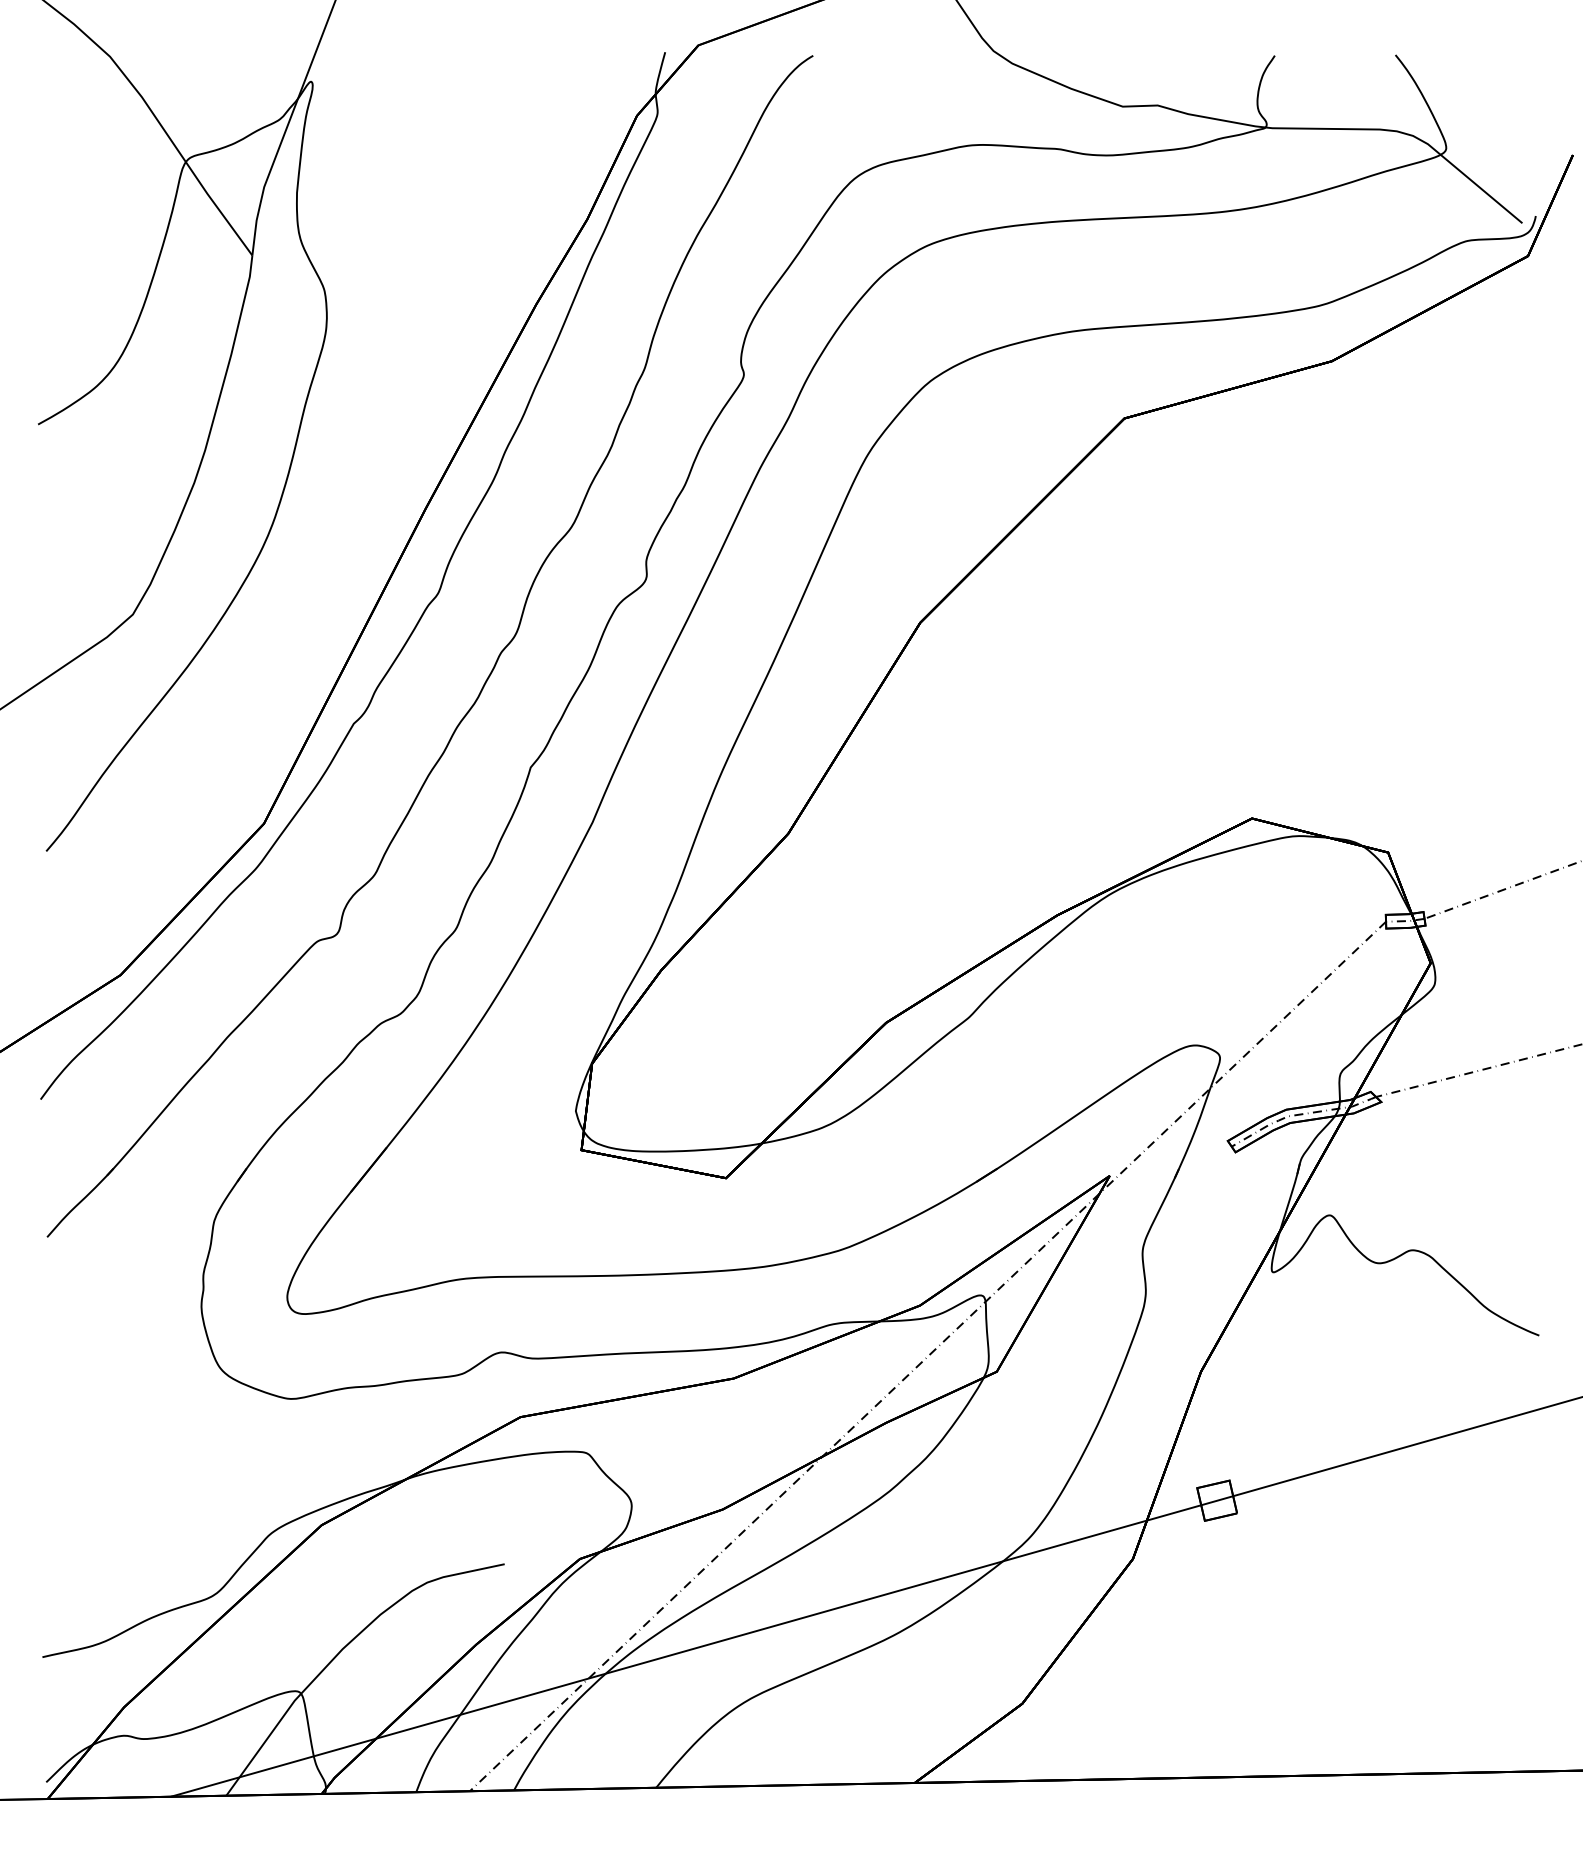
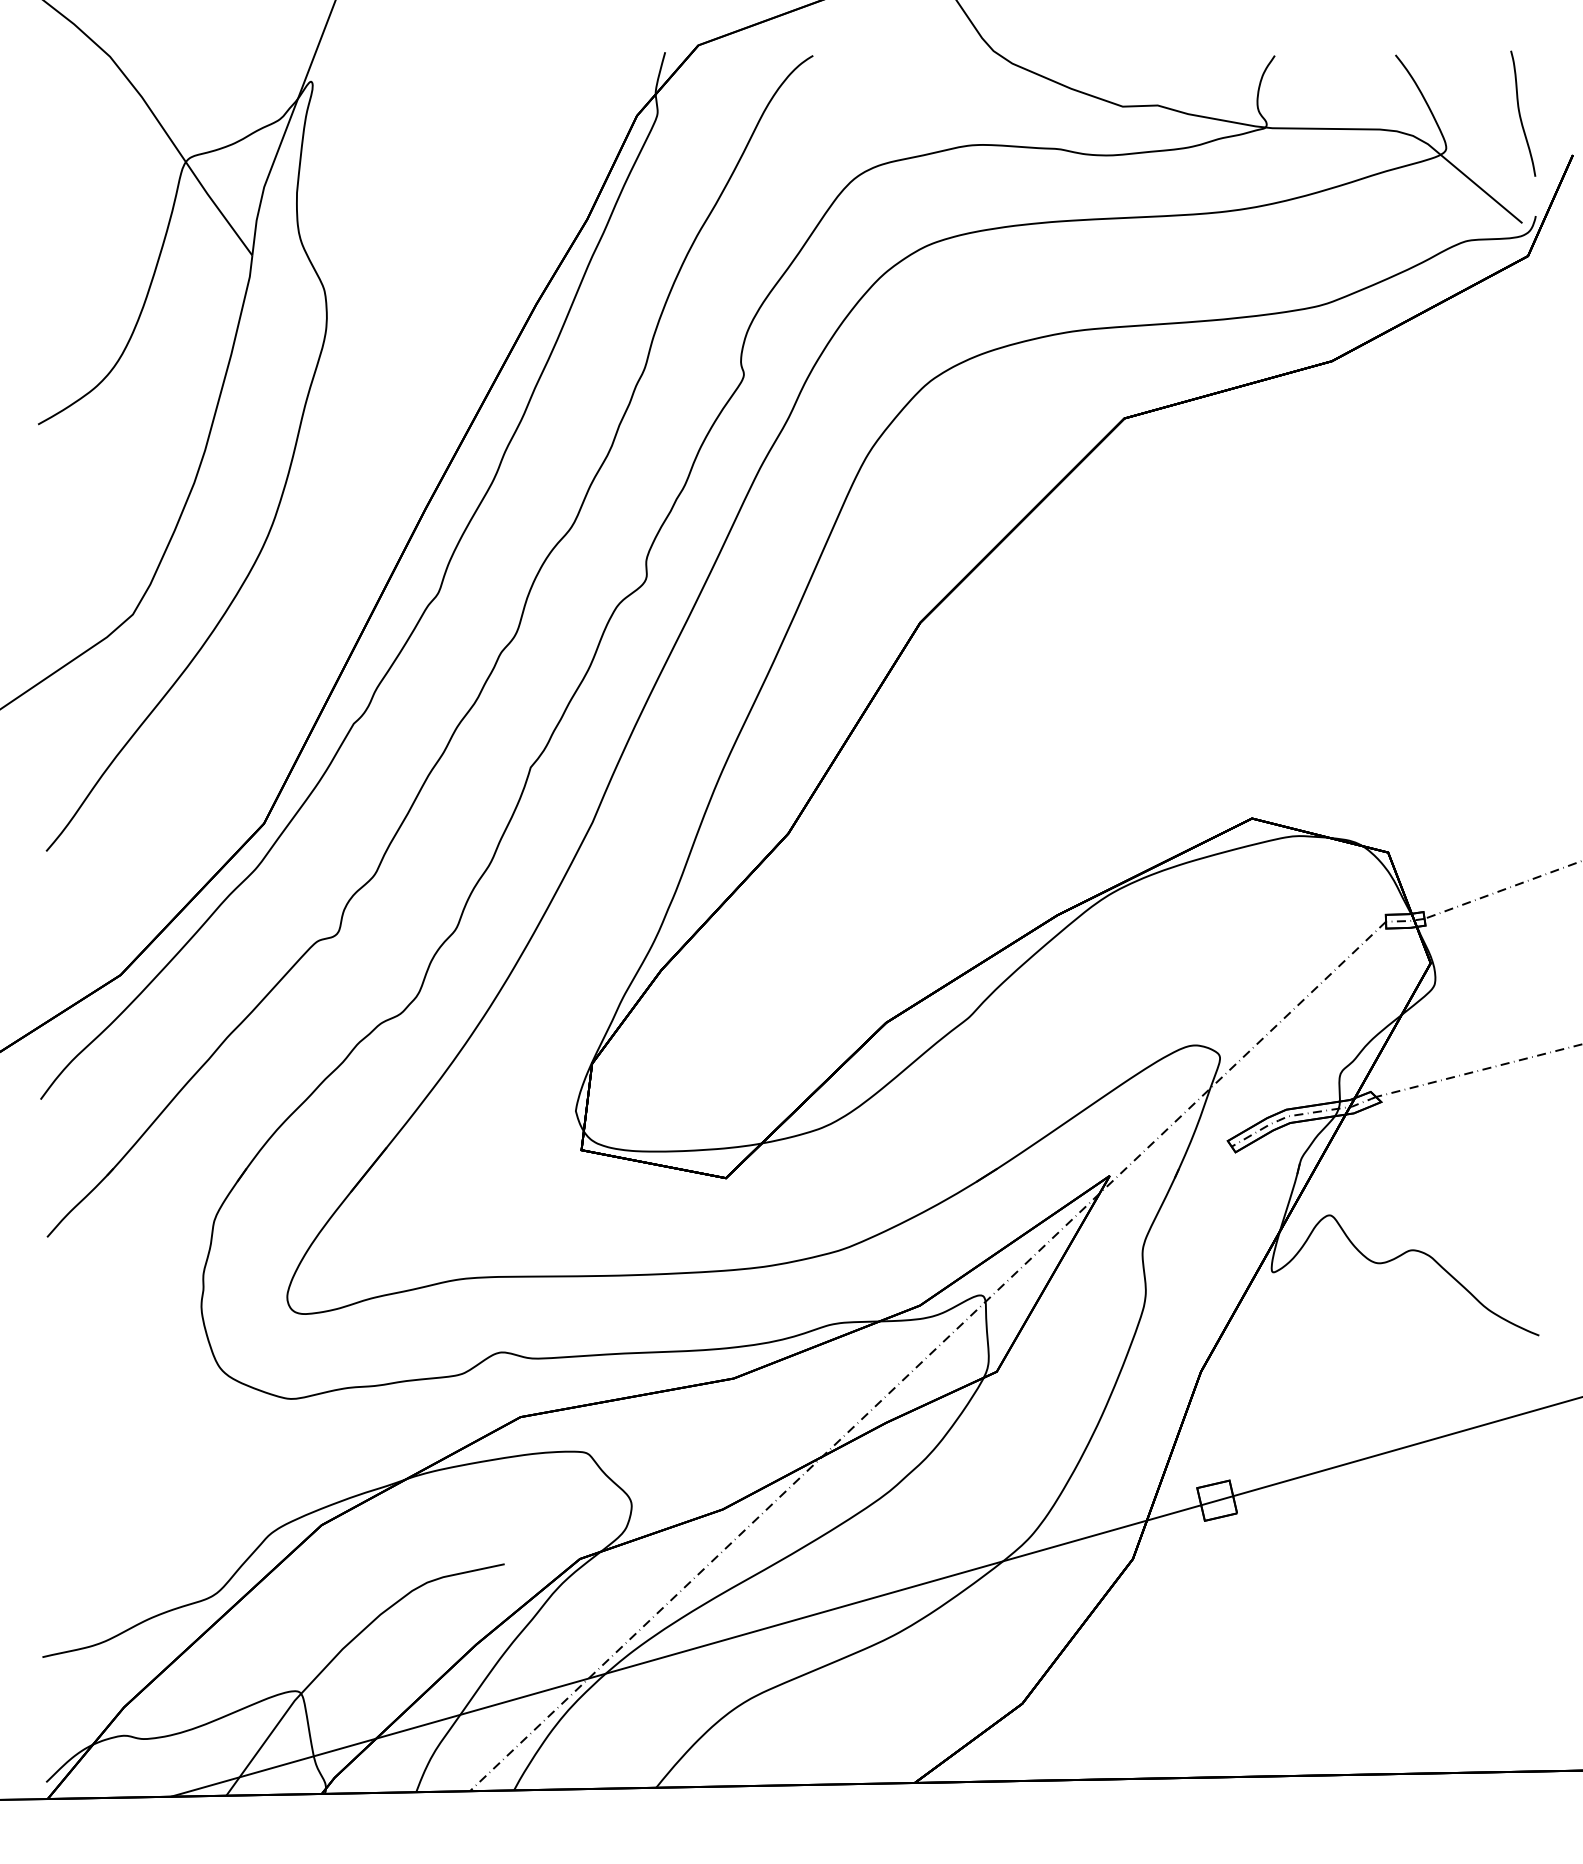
curve: none -> present (1520, 113)
